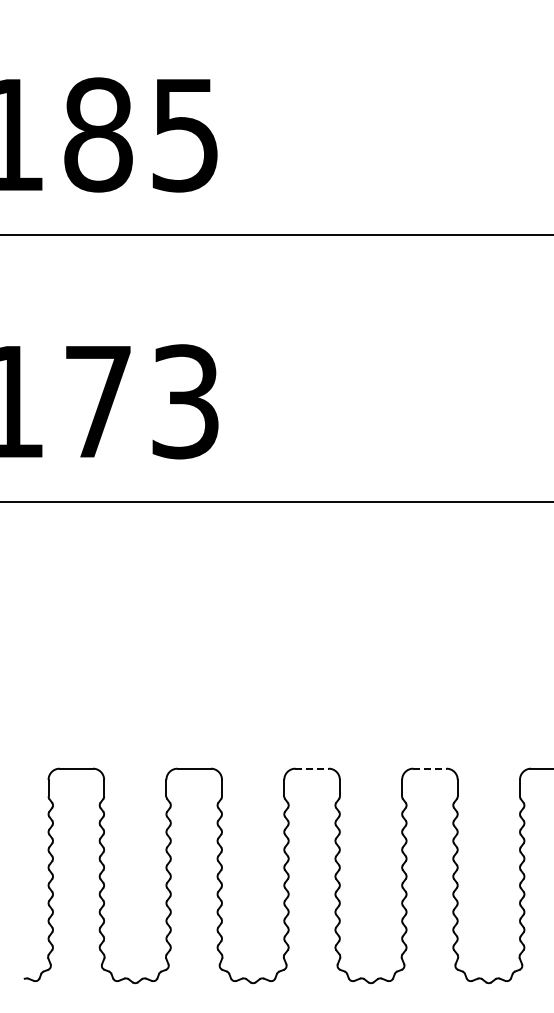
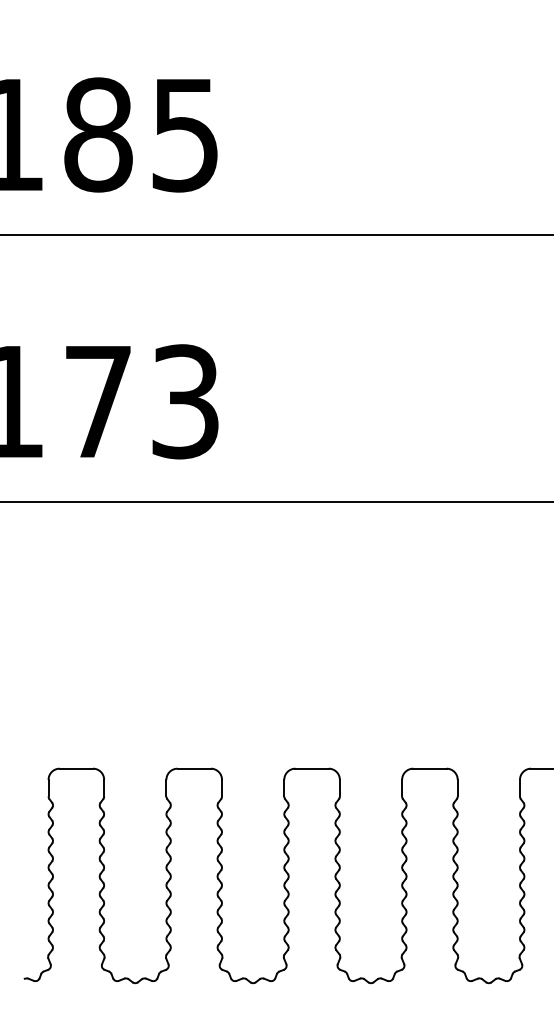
line: dashed -> solid (312, 768)
line: dashed -> solid (429, 768)
